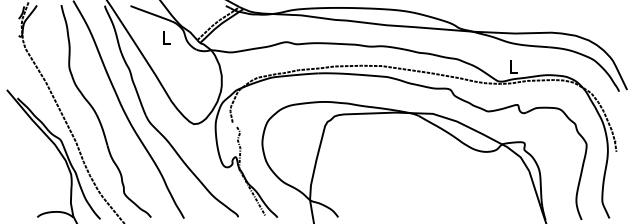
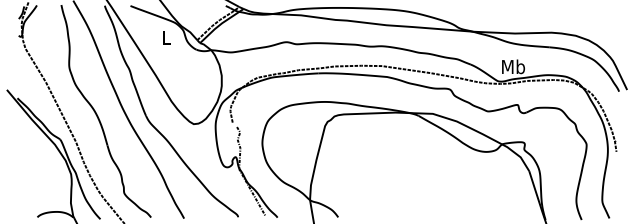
text: L -> Mb (513, 66)
